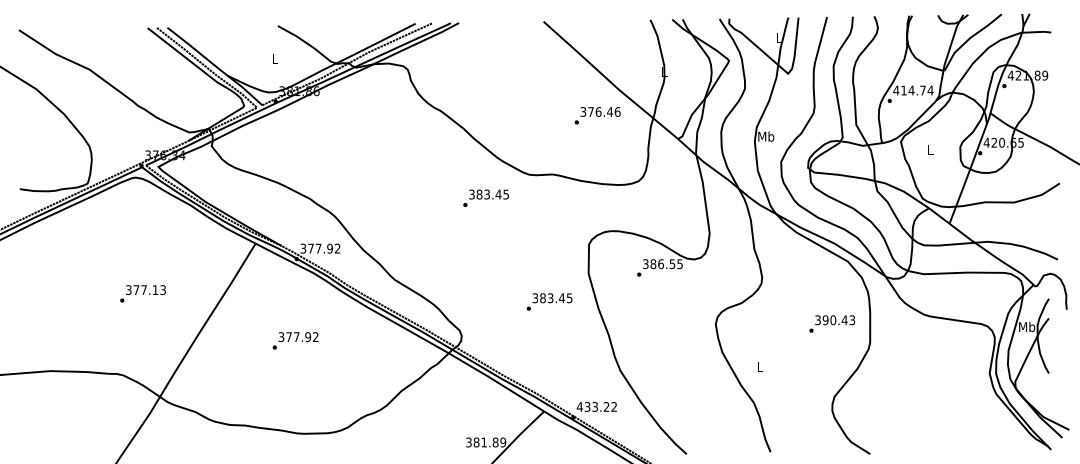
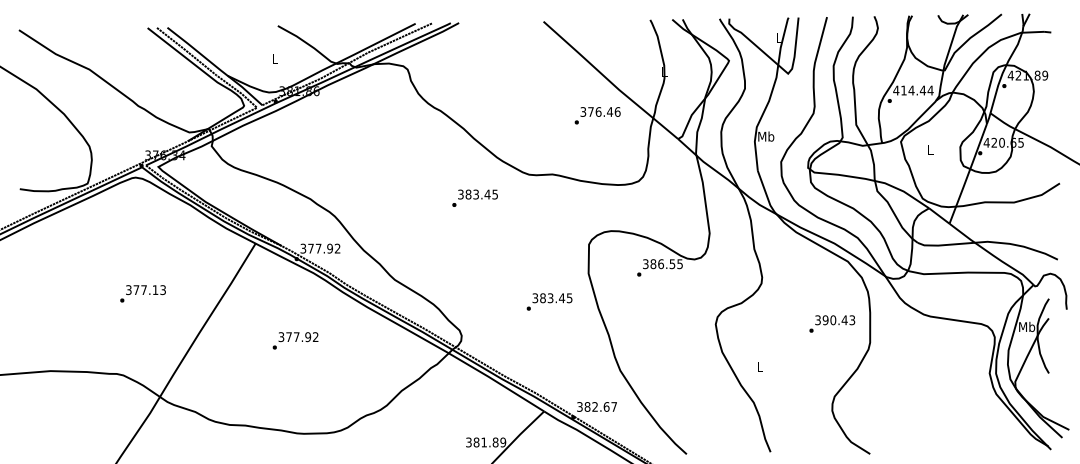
text: 414.74 -> 414.44 (922, 90)
text position: (485, 197) -> (474, 197) (474, 197)
text: 433.22 -> 382.67 (596, 406)
